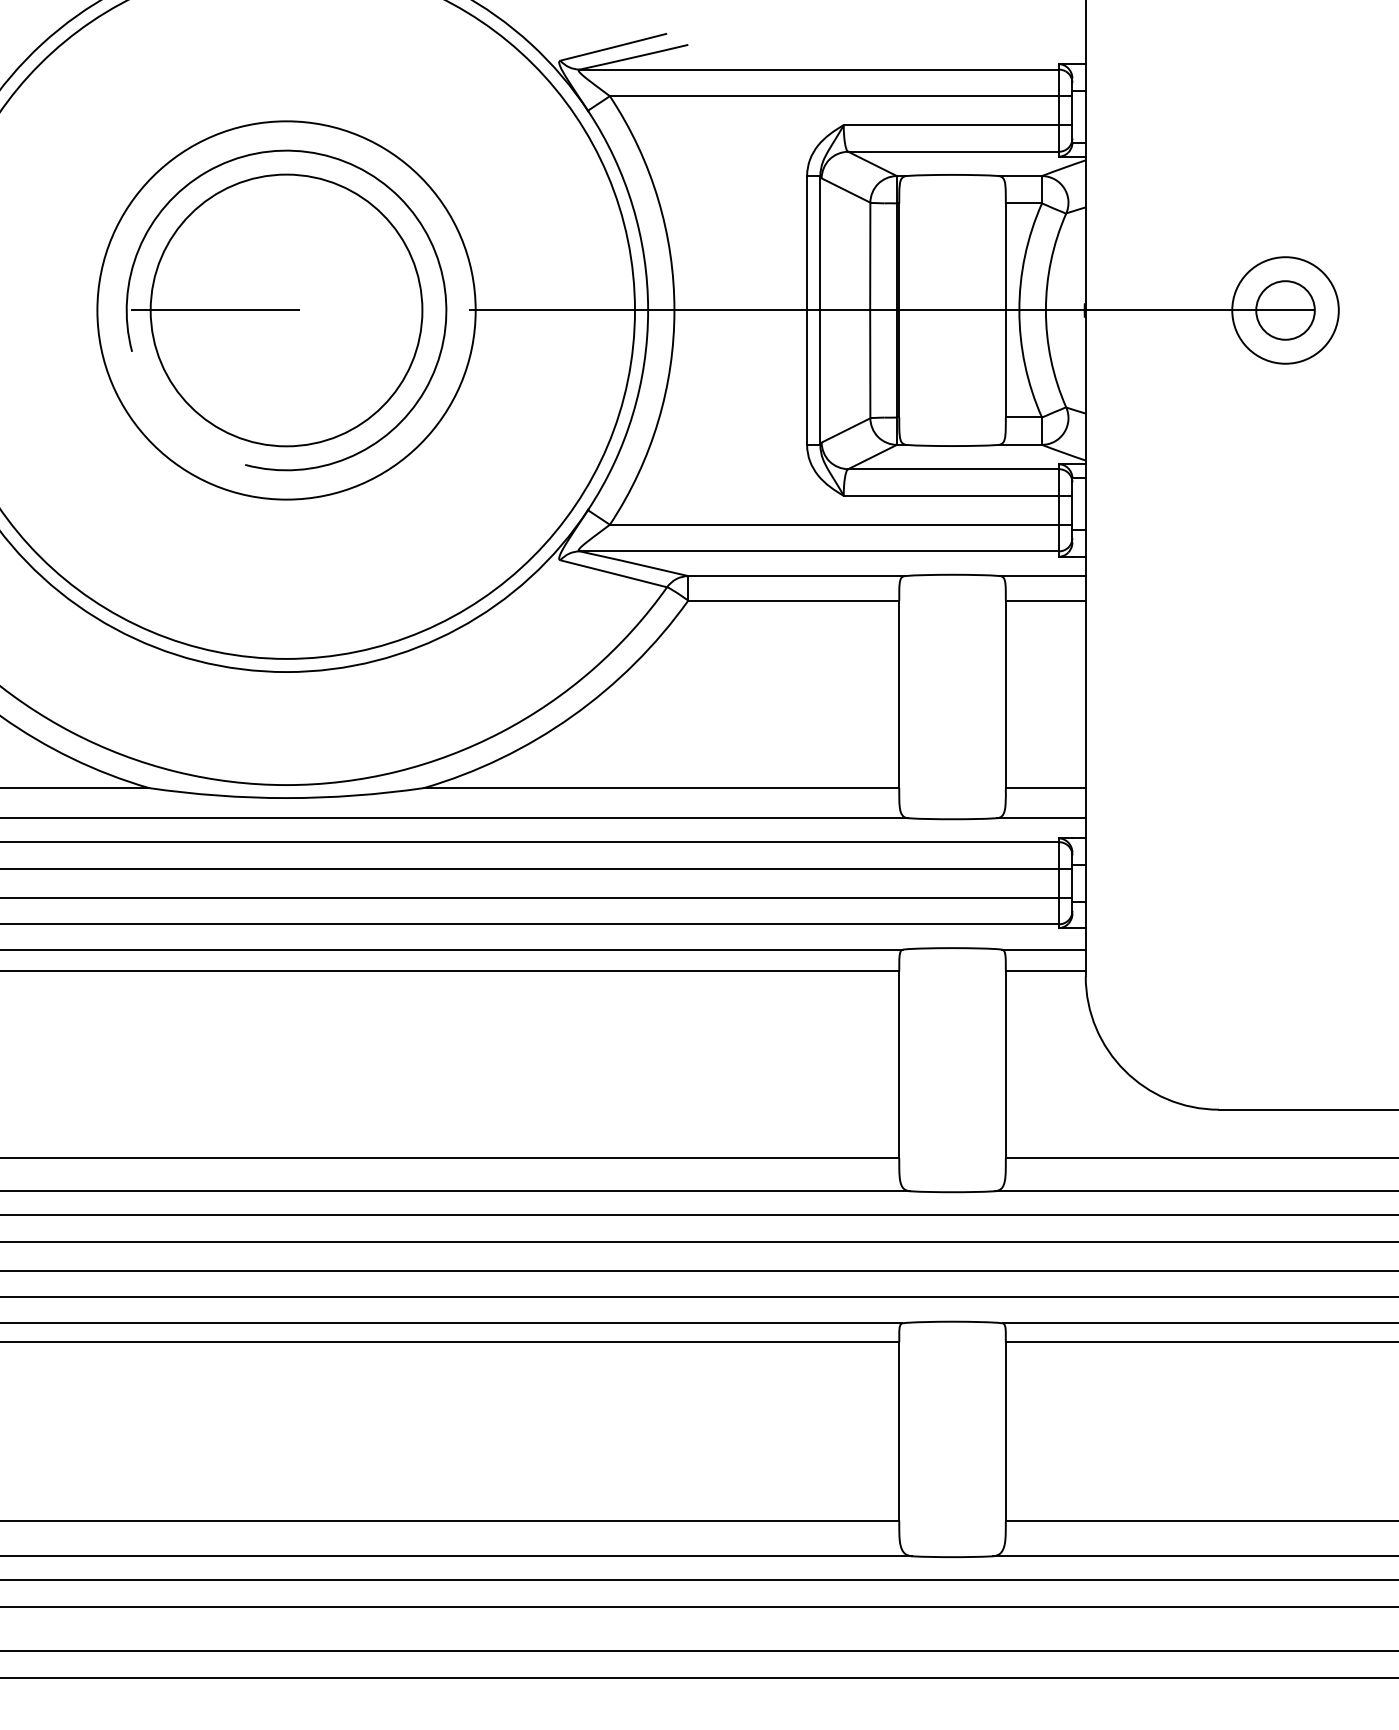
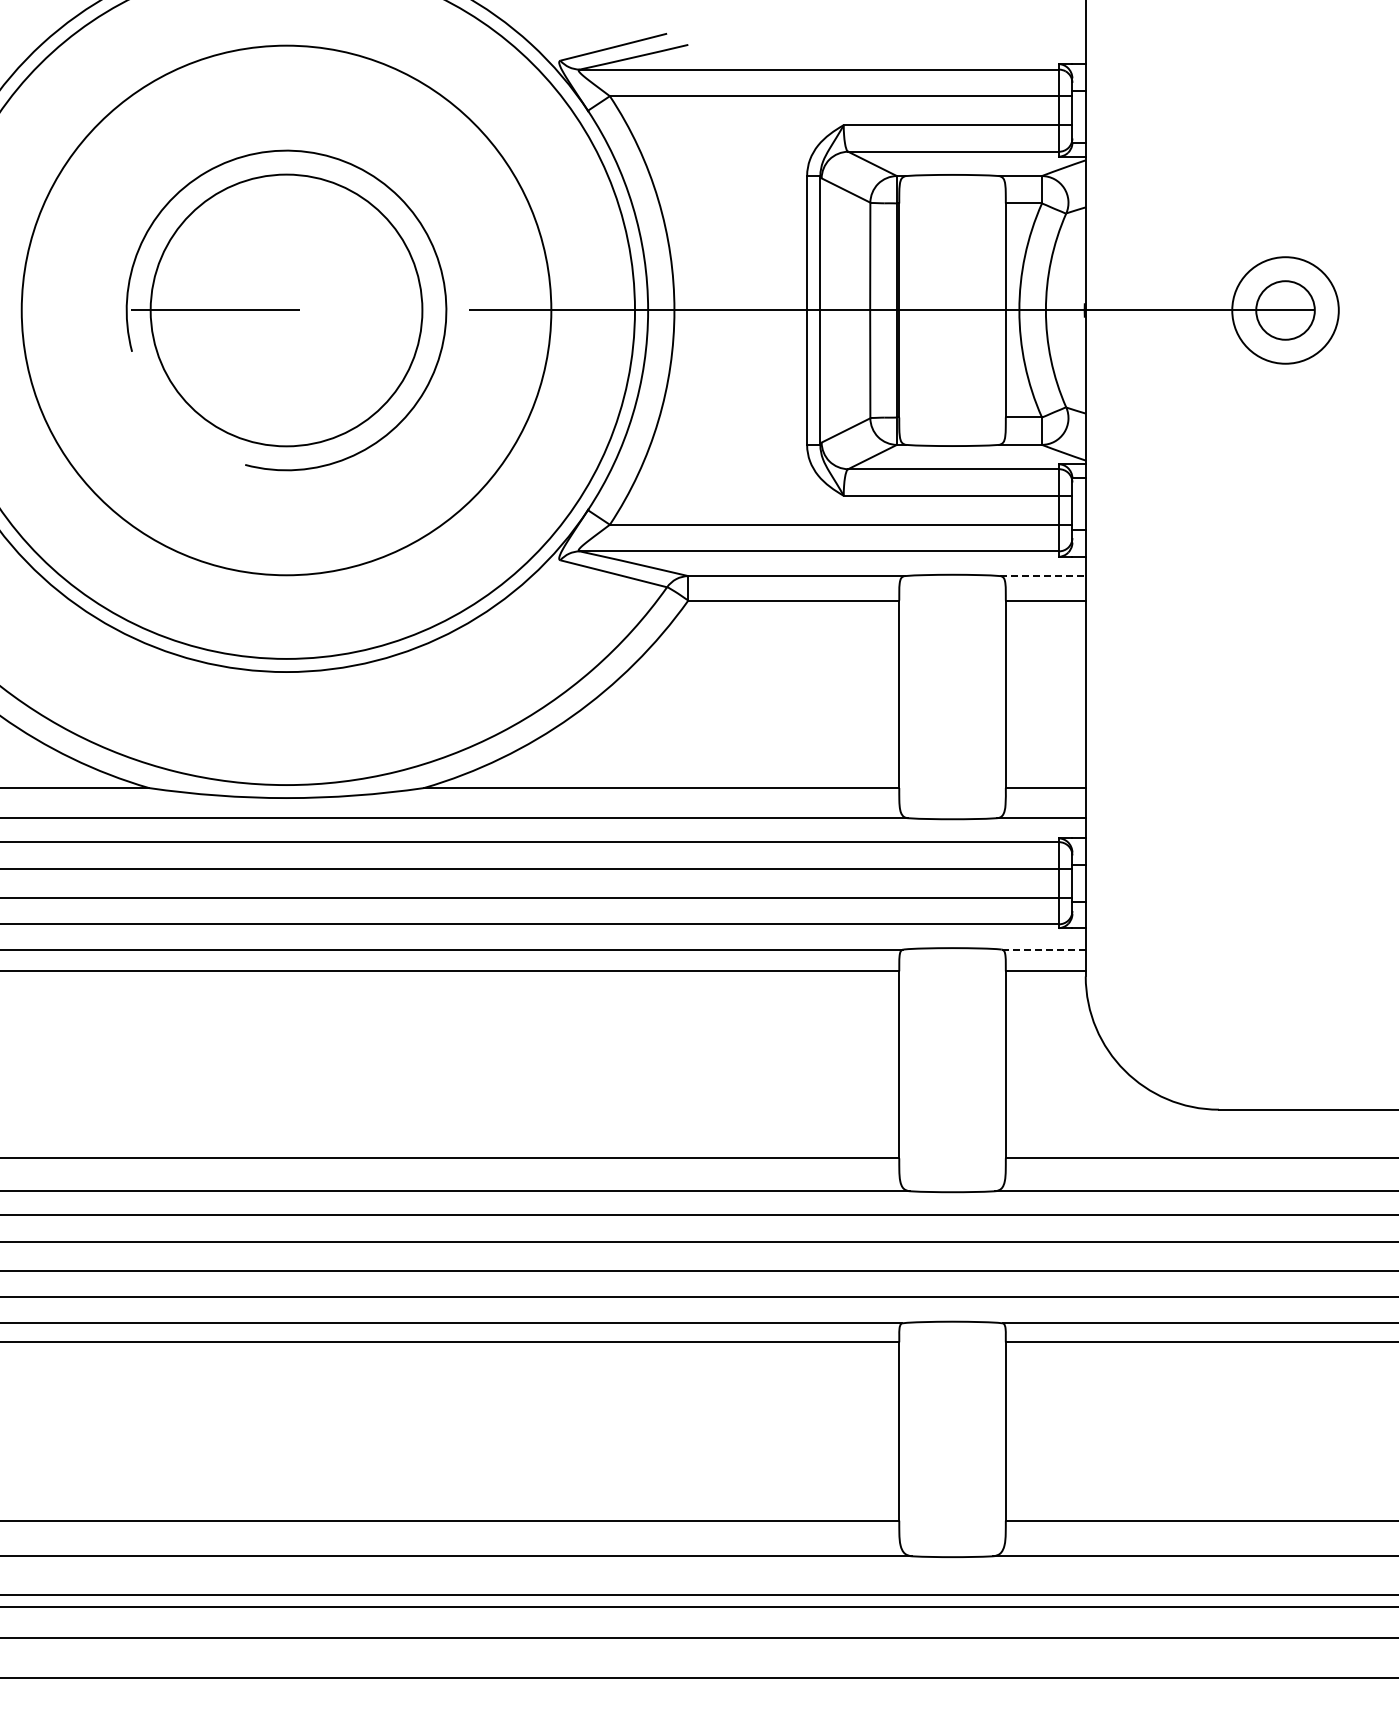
circle diameter: 378 px -> 530 px (286, 310)
line: solid -> dashed (1043, 576)
line: solid -> dashed (1043, 949)
line position: (698, 1580) -> (698, 1595) (698, 1595)
line position: (698, 1651) -> (698, 1638) (698, 1638)
